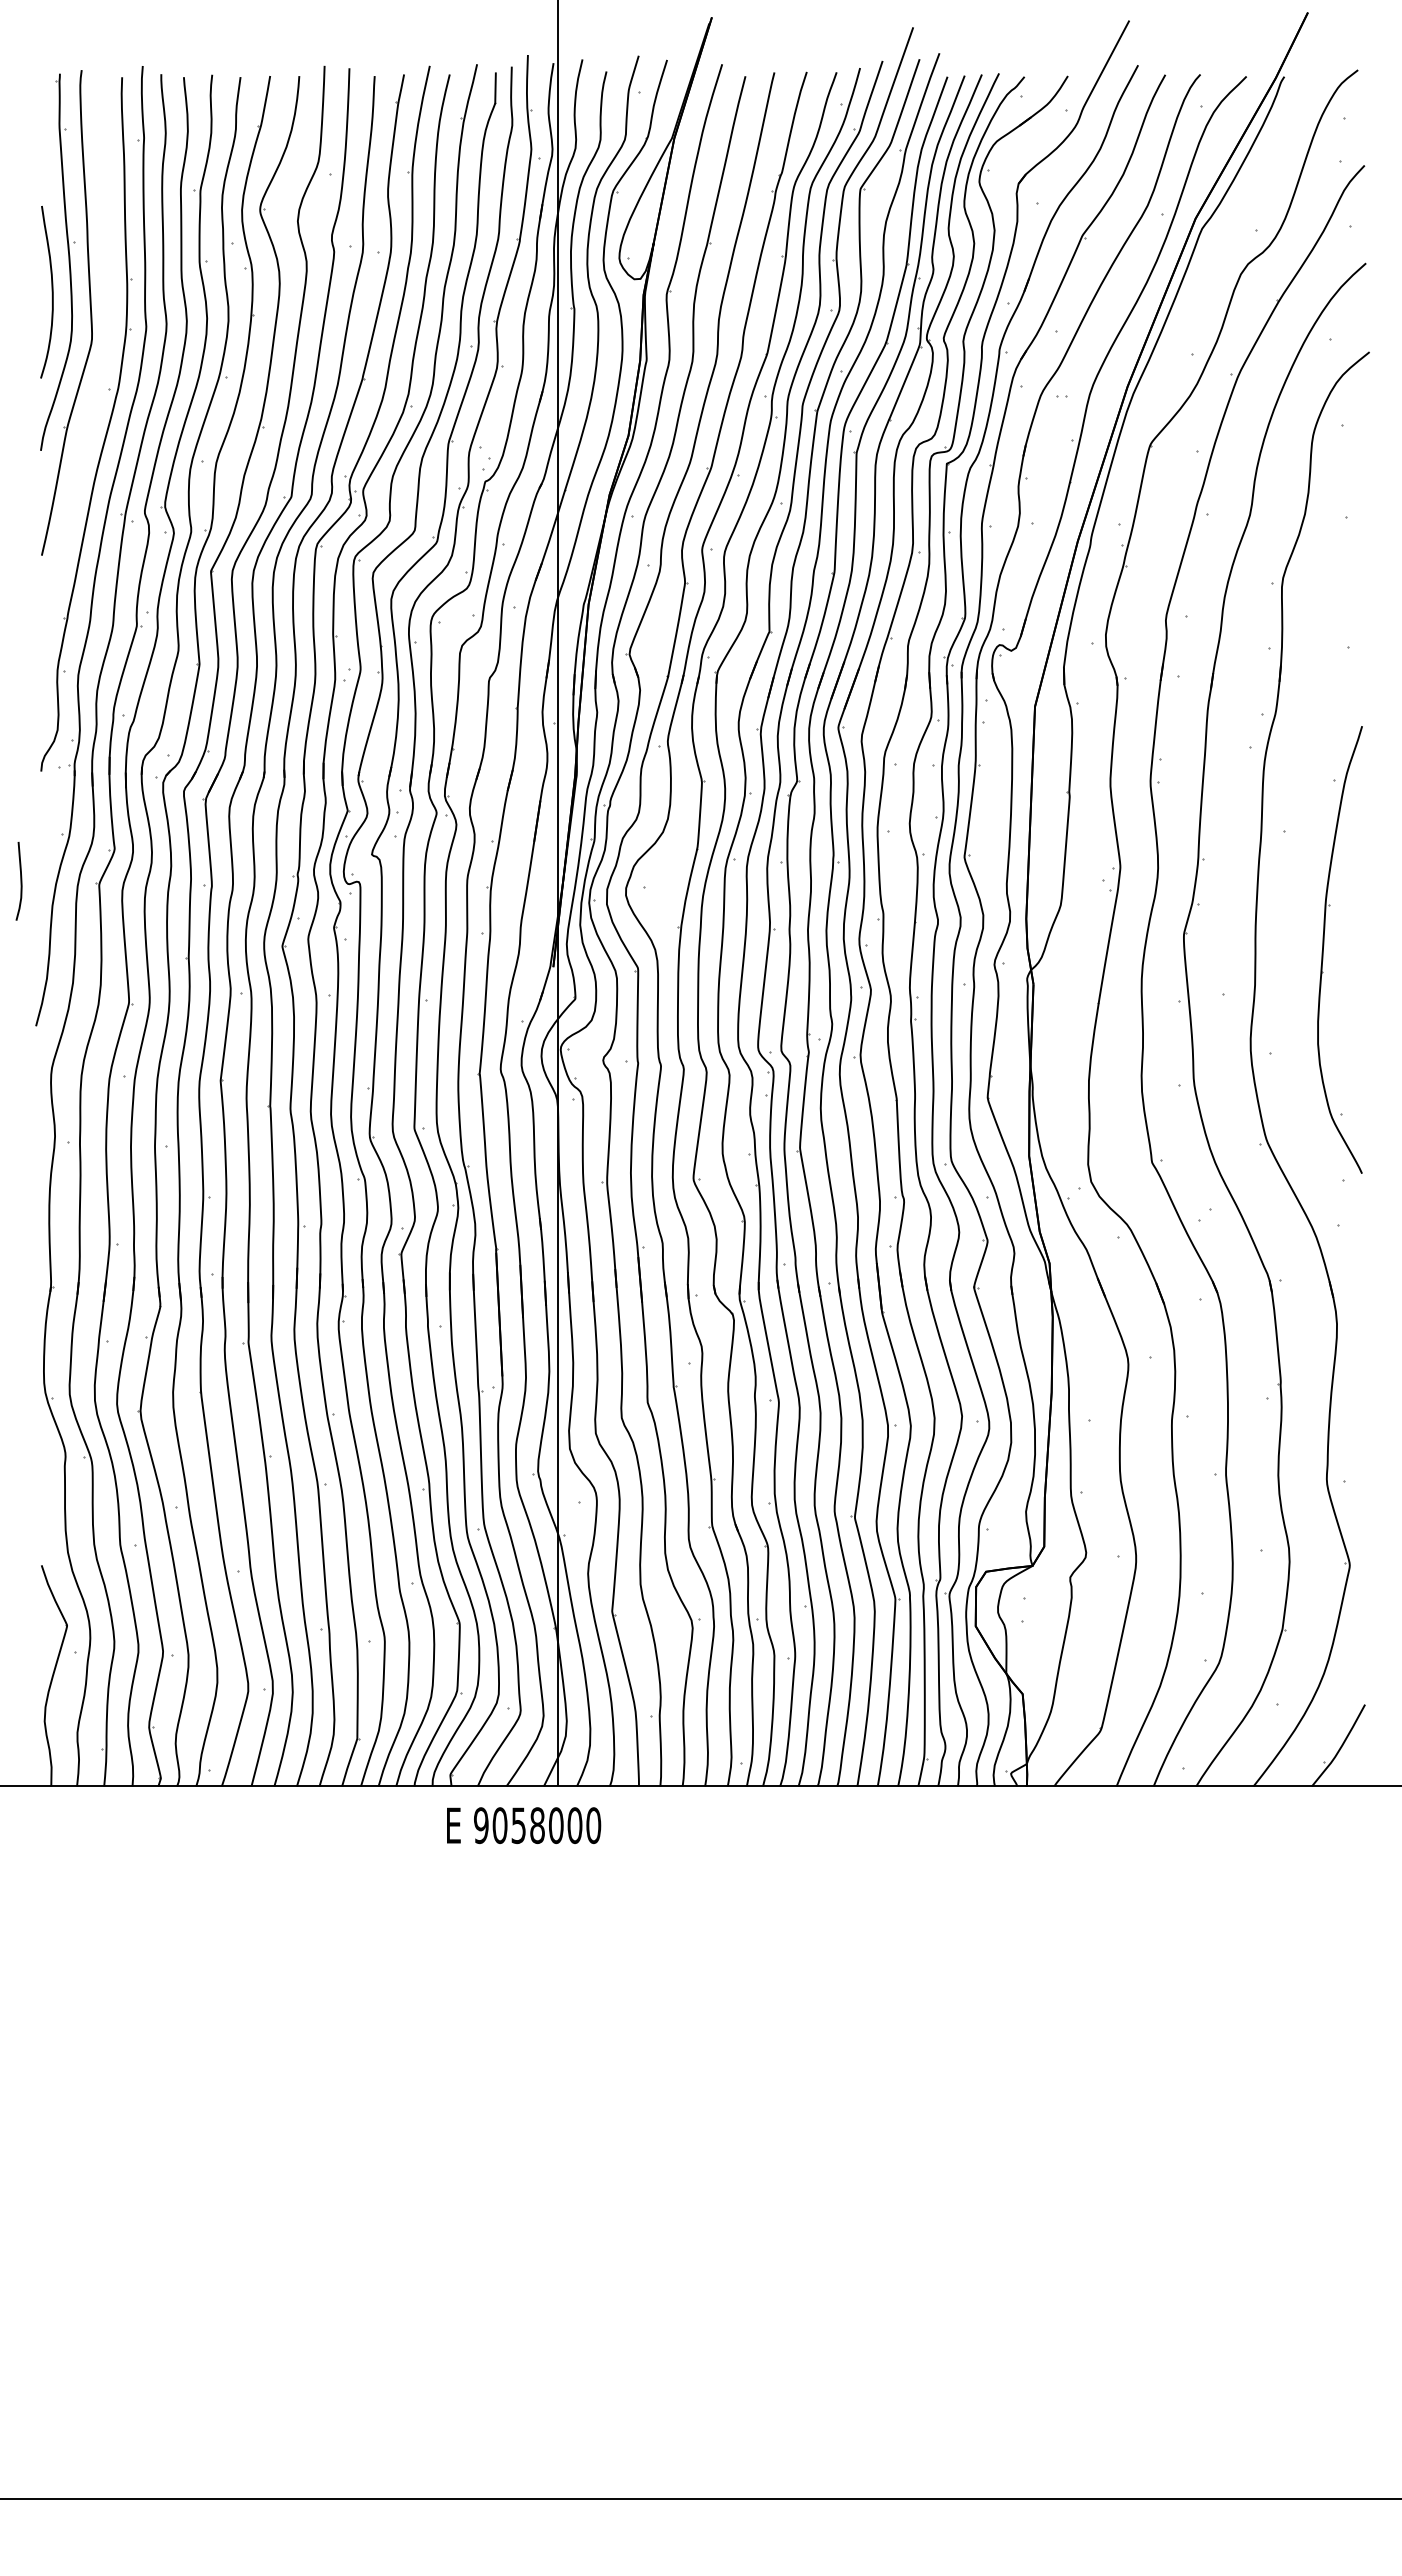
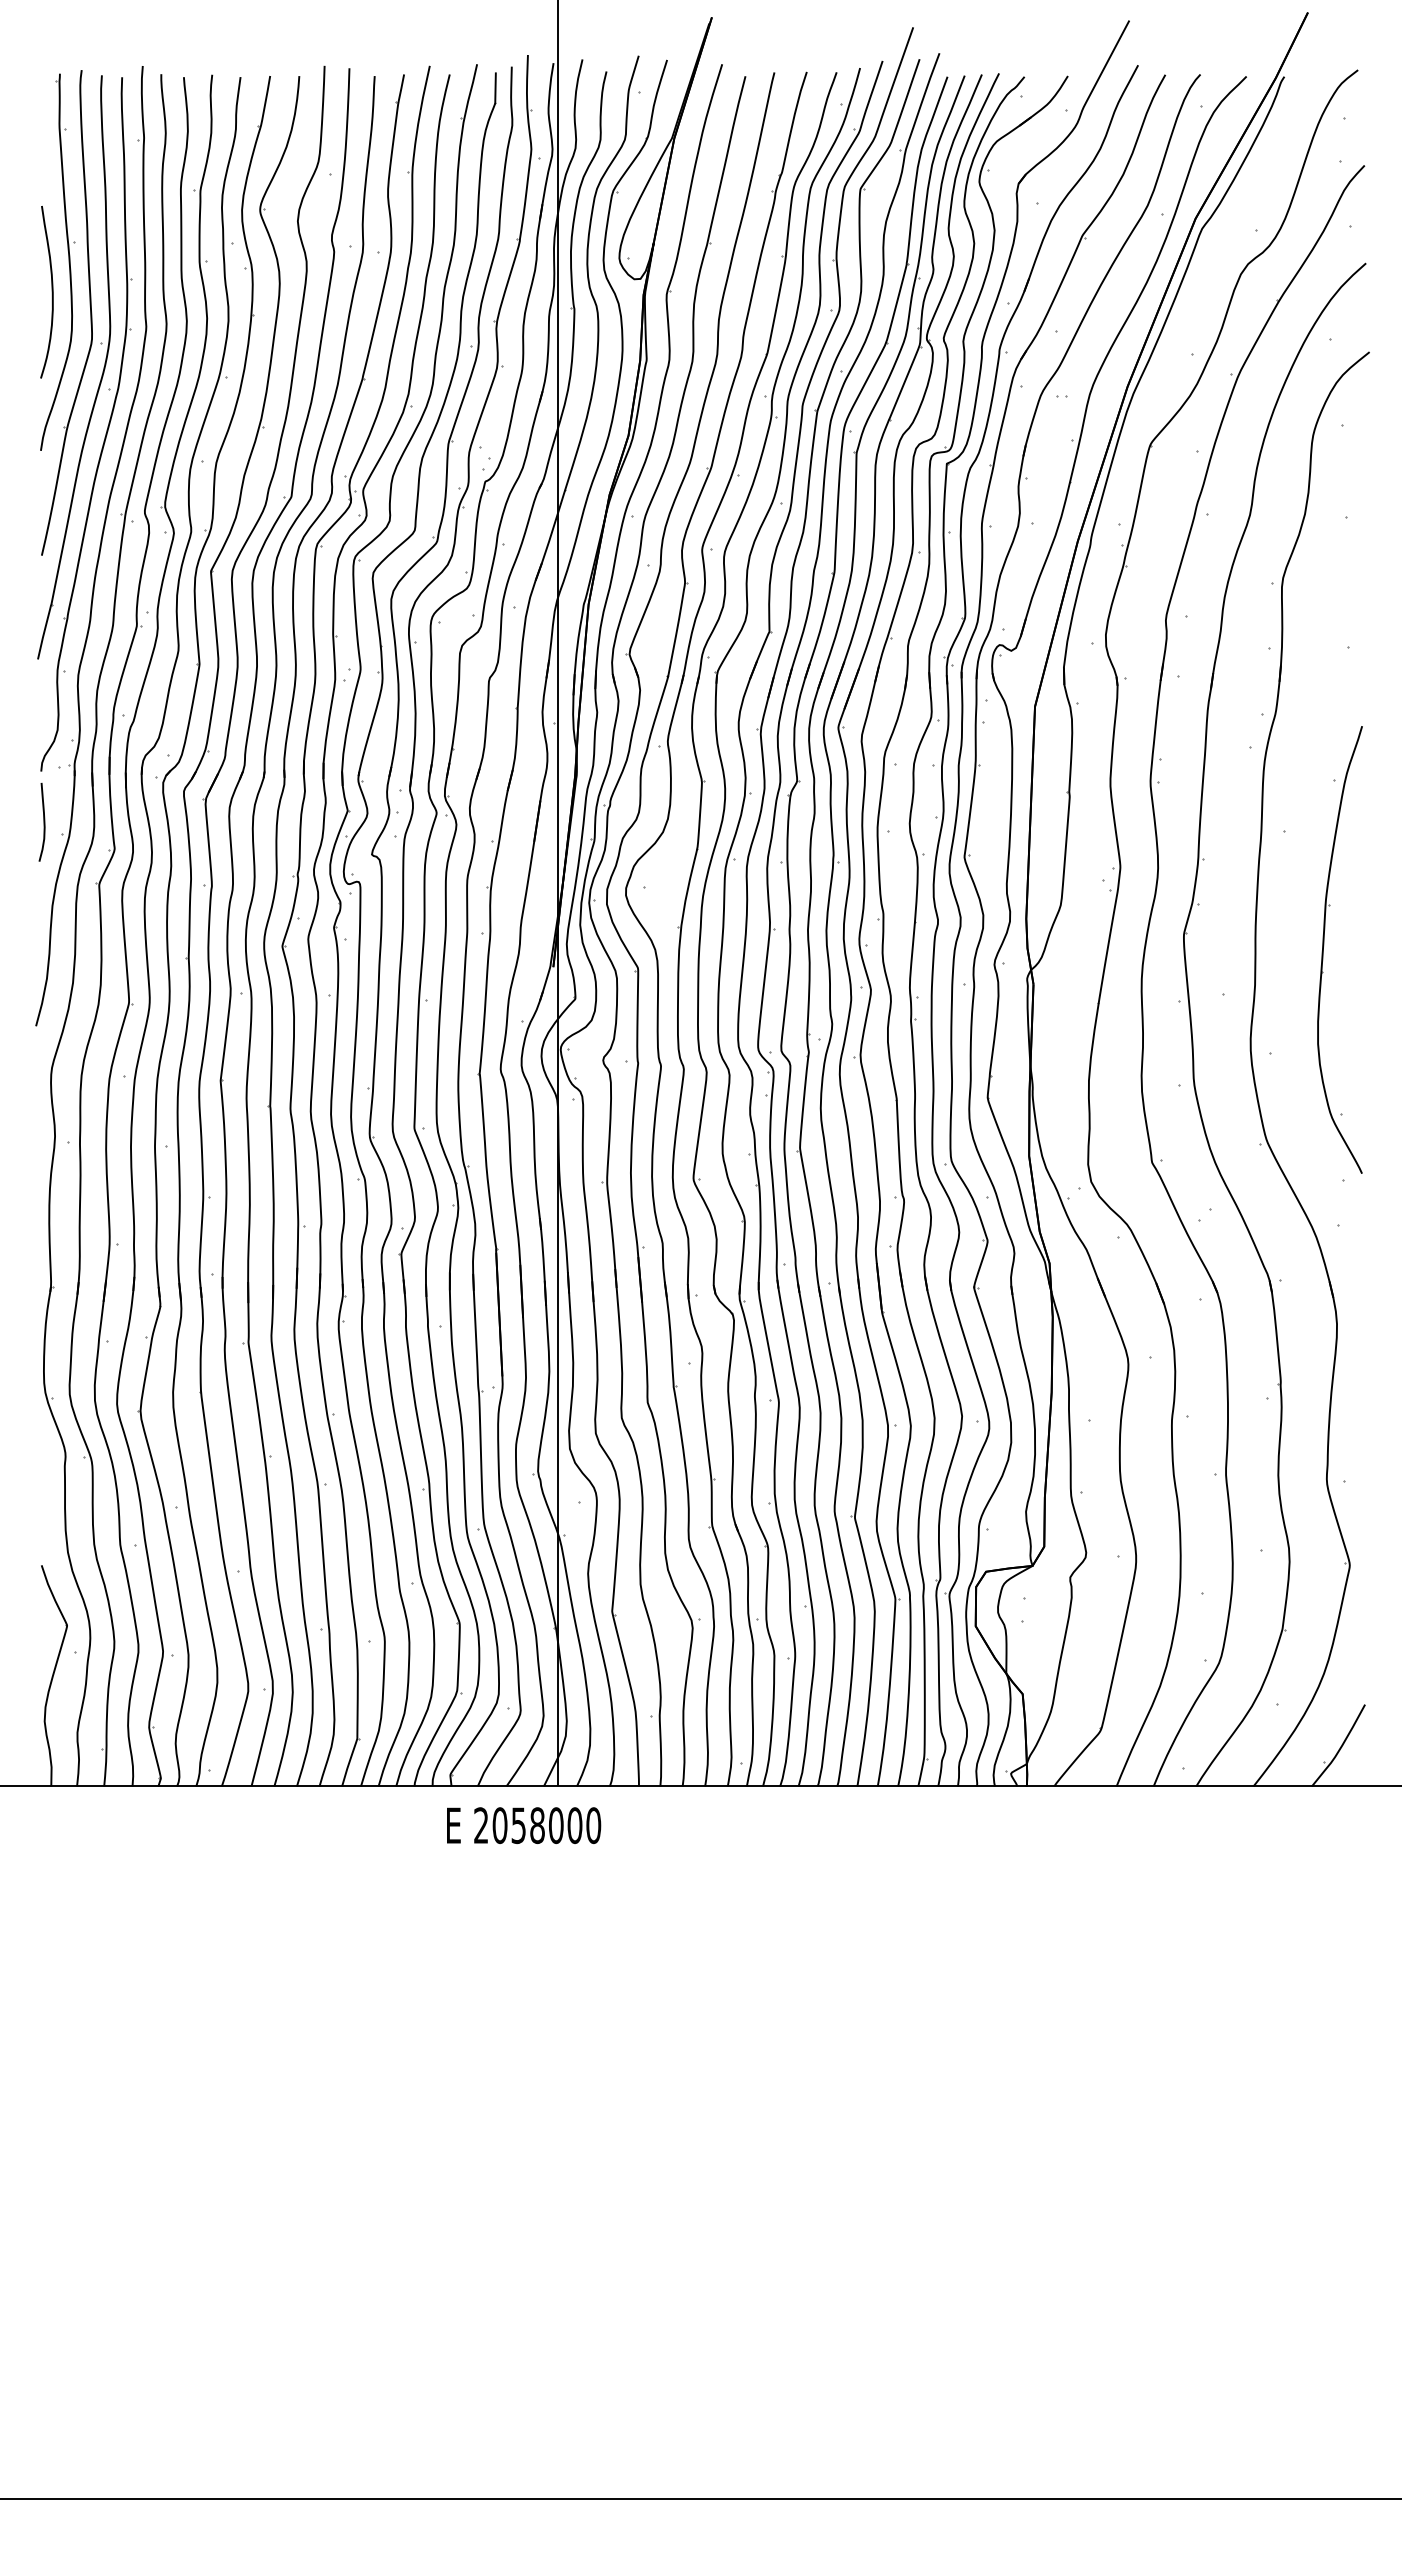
part: none -> present (101, 375)
curve position: (20, 881) -> (43, 822) (43, 822)
text: 9058000 -> 2058000 (481, 1825)
